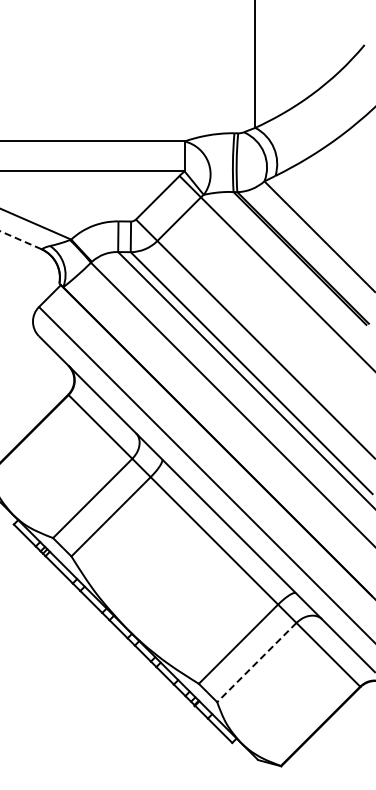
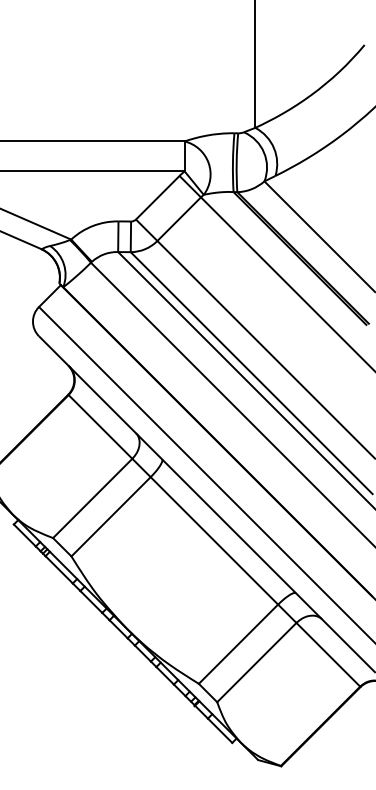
line: dashed -> solid (20, 239)
line: dashed -> solid (256, 662)
